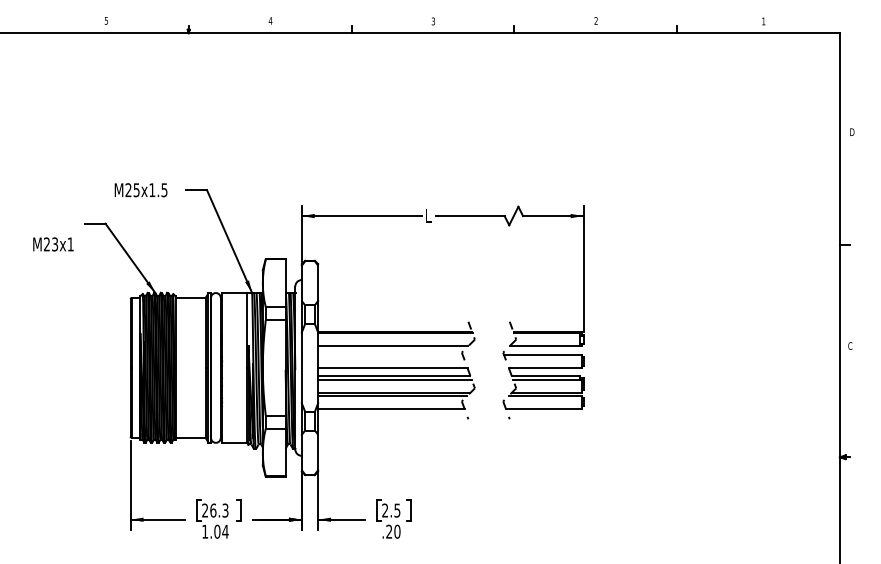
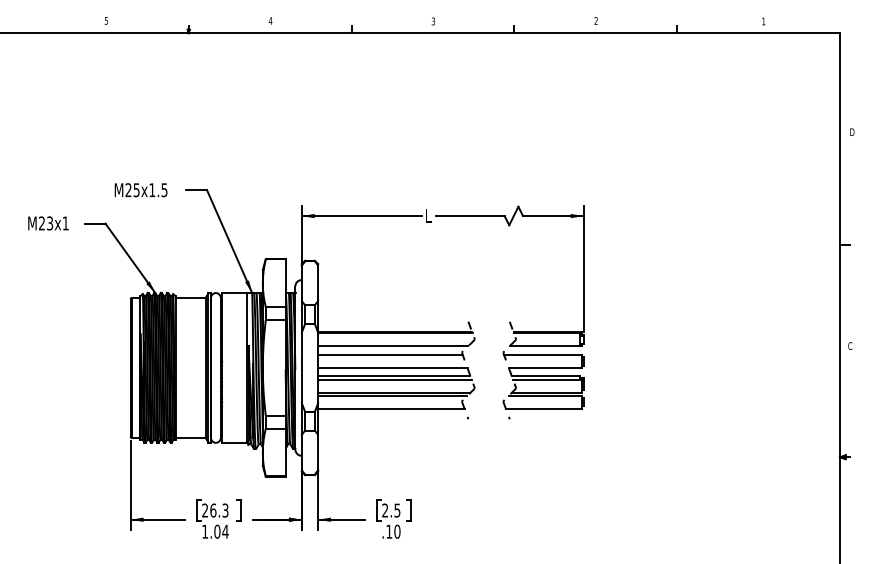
text position: (53, 244) -> (48, 223) (48, 223)
line: none -> present (390, 355)
text: .20 -> .10 (388, 531)
